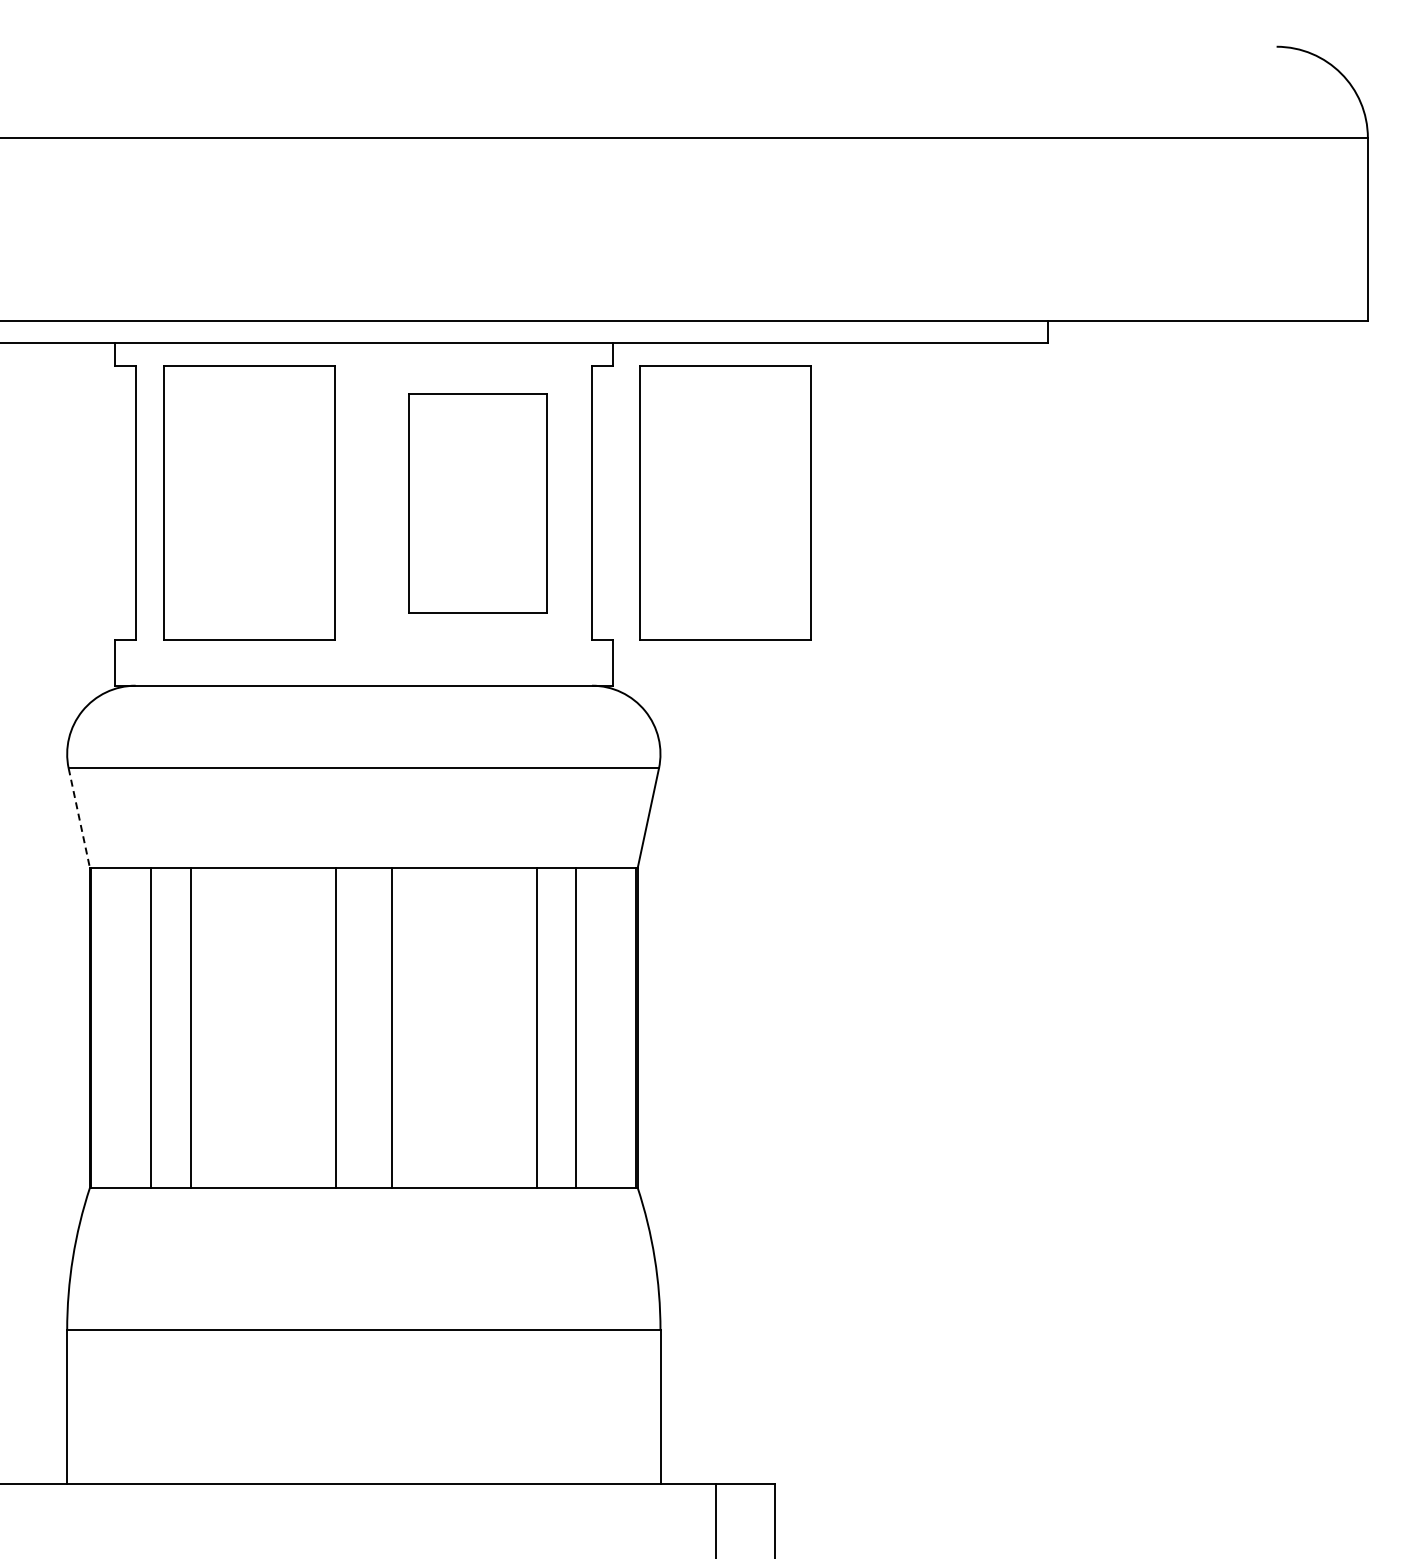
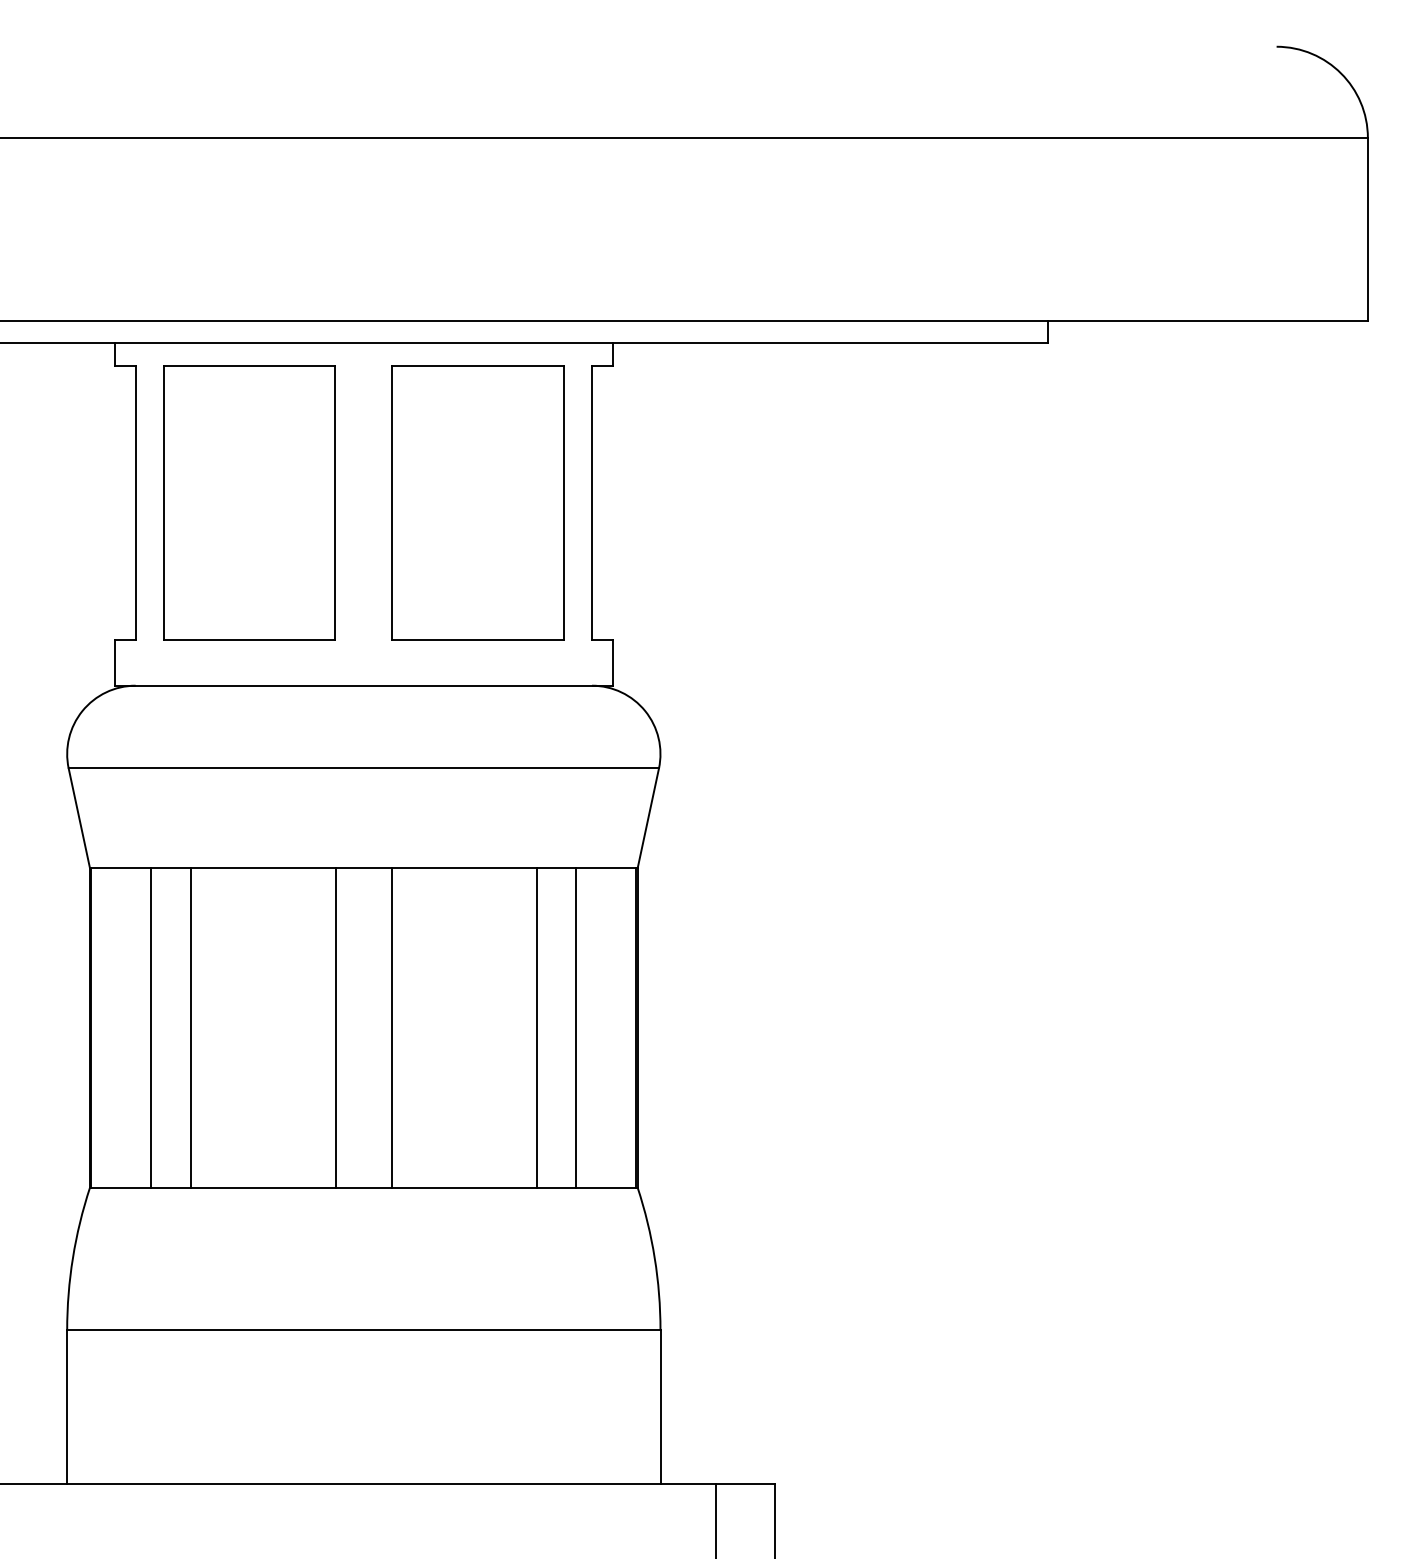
part: present -> none (725, 502)
part size: 140x221 px -> 174x276 px (477, 502)
line: dashed -> solid (79, 818)
